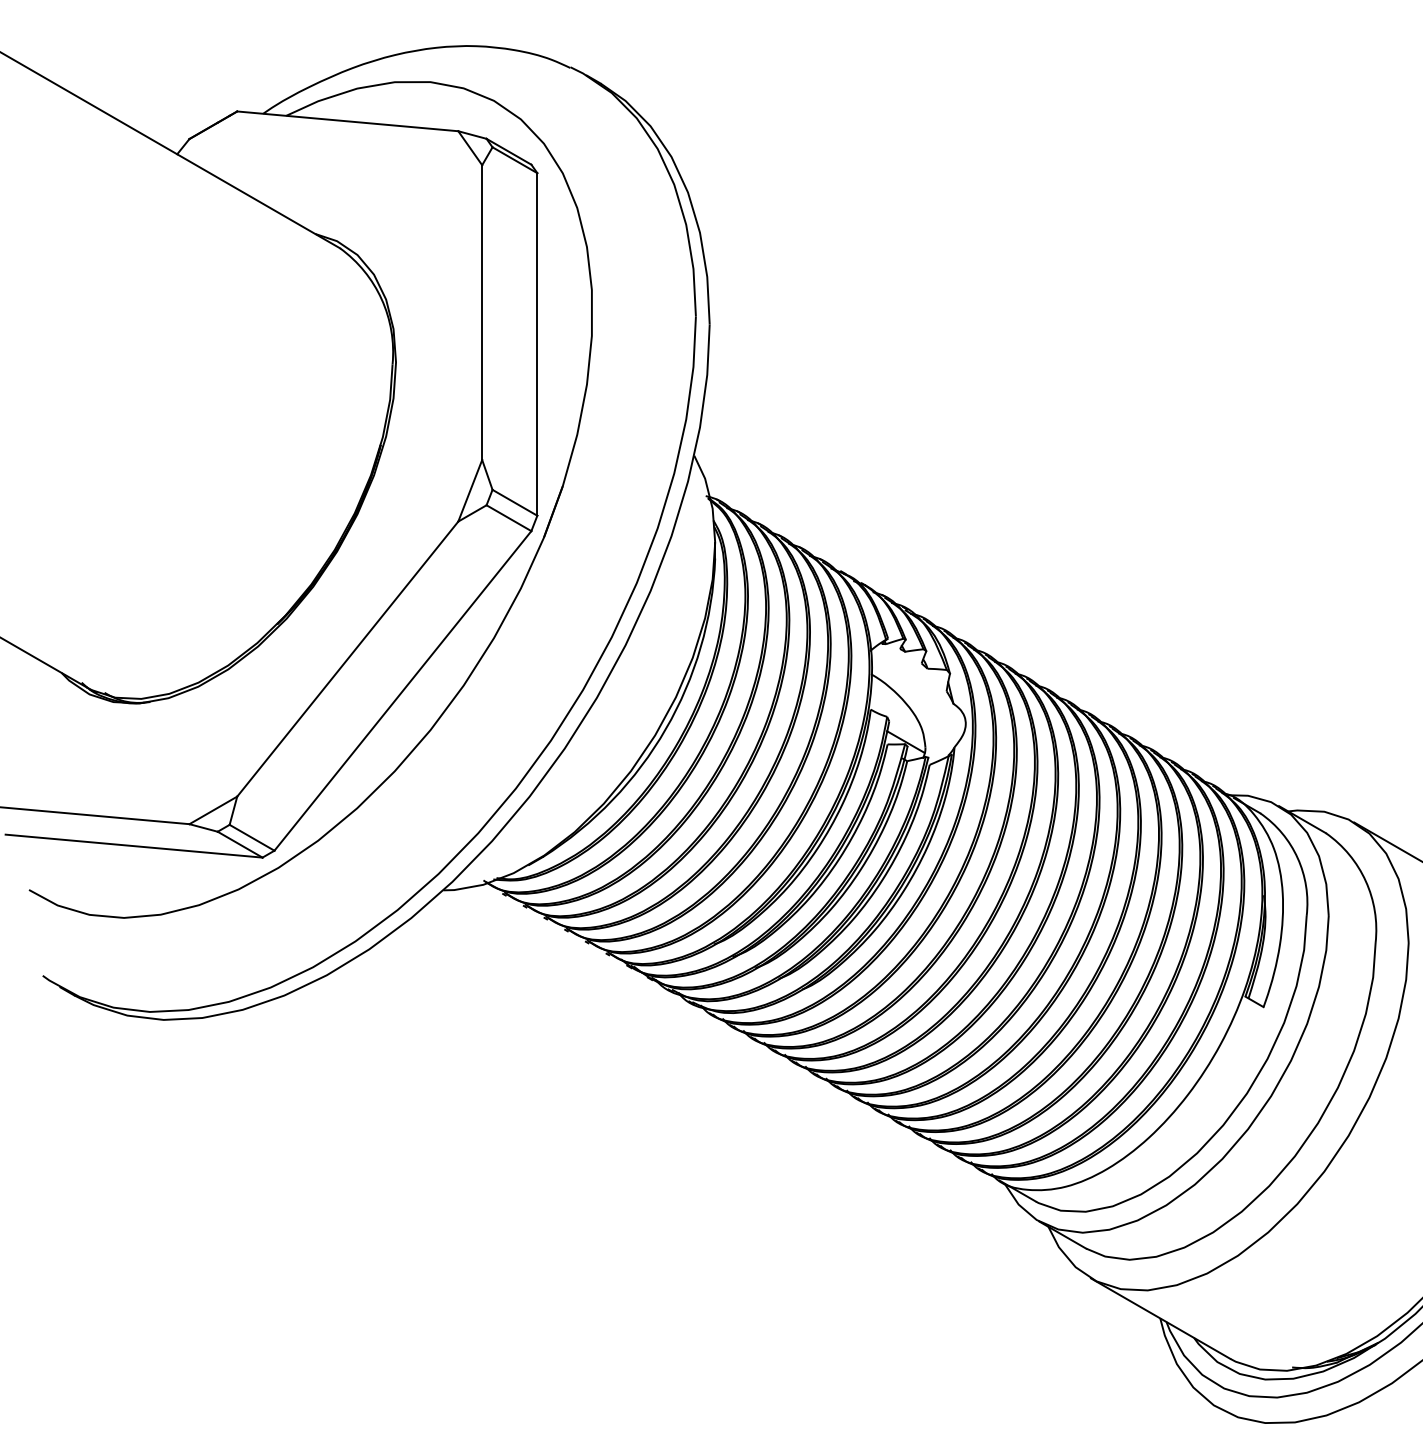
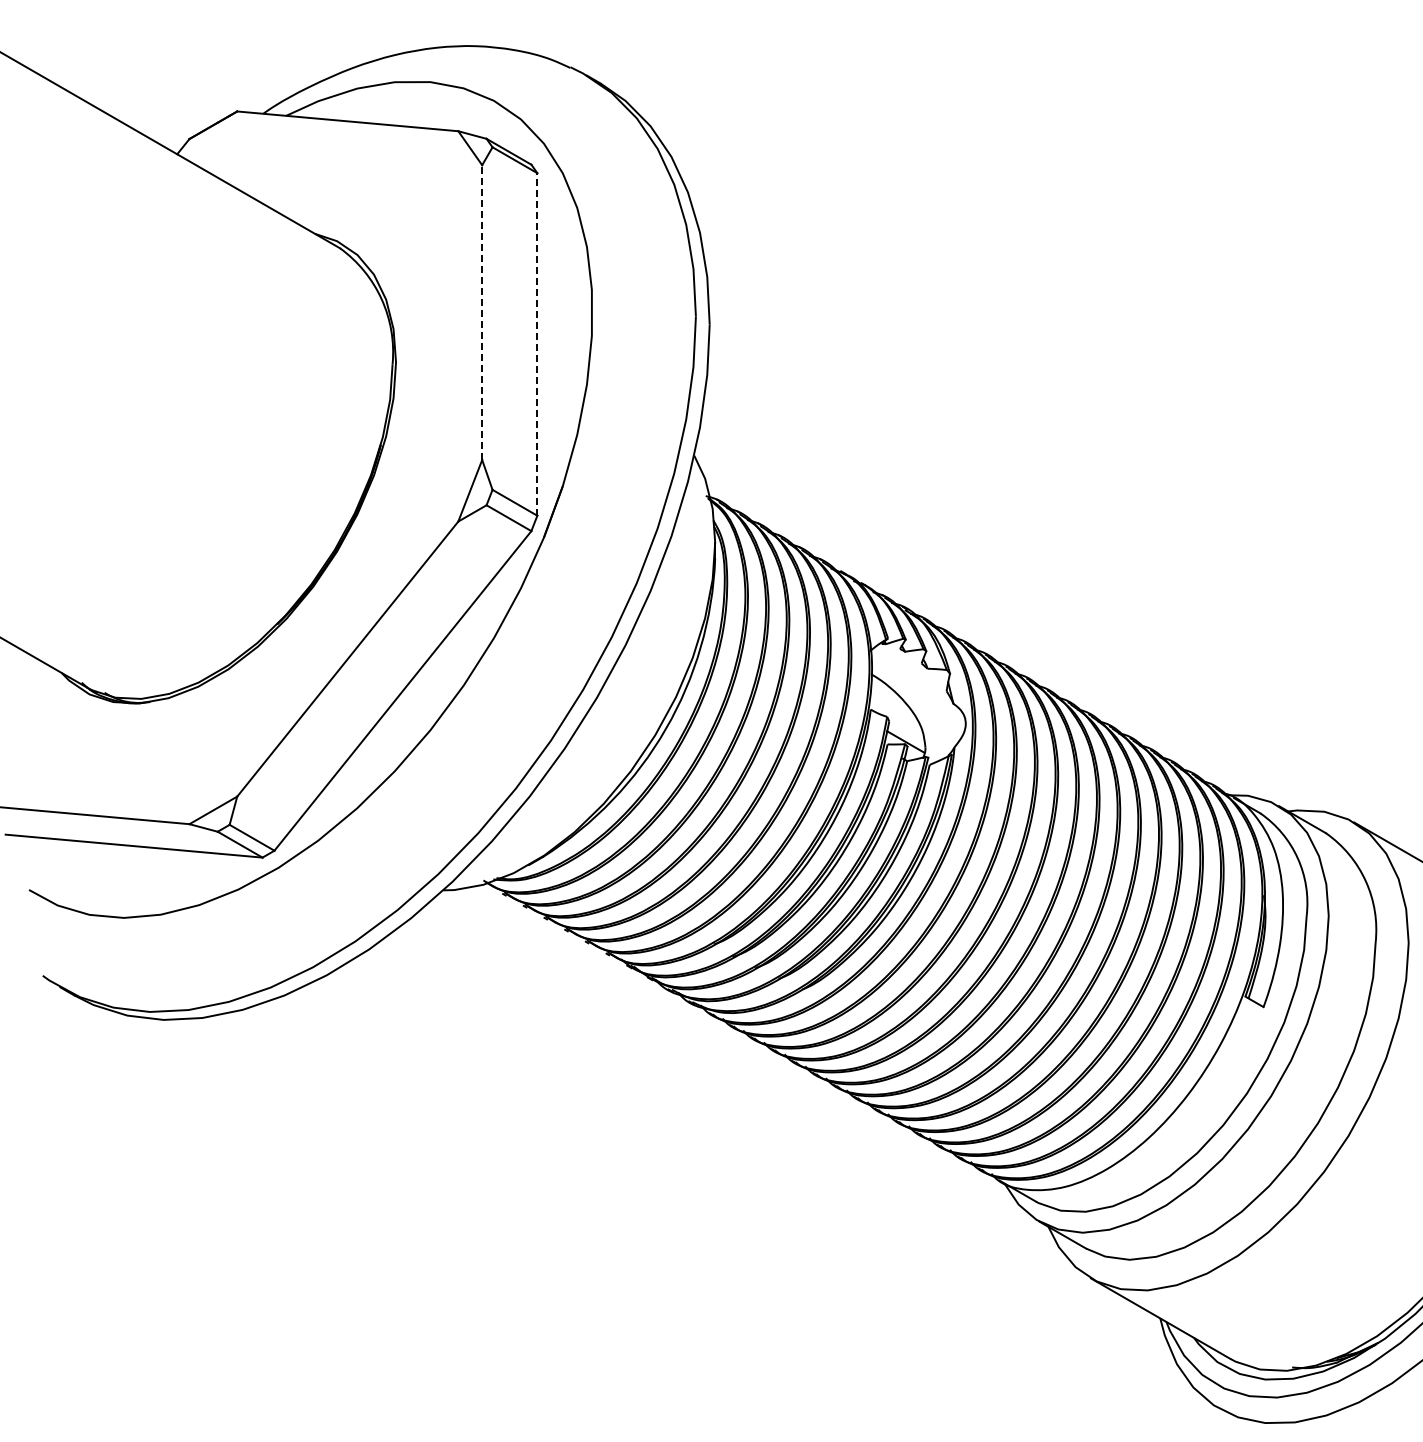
line: solid -> dashed (482, 312)
line: solid -> dashed (537, 343)
